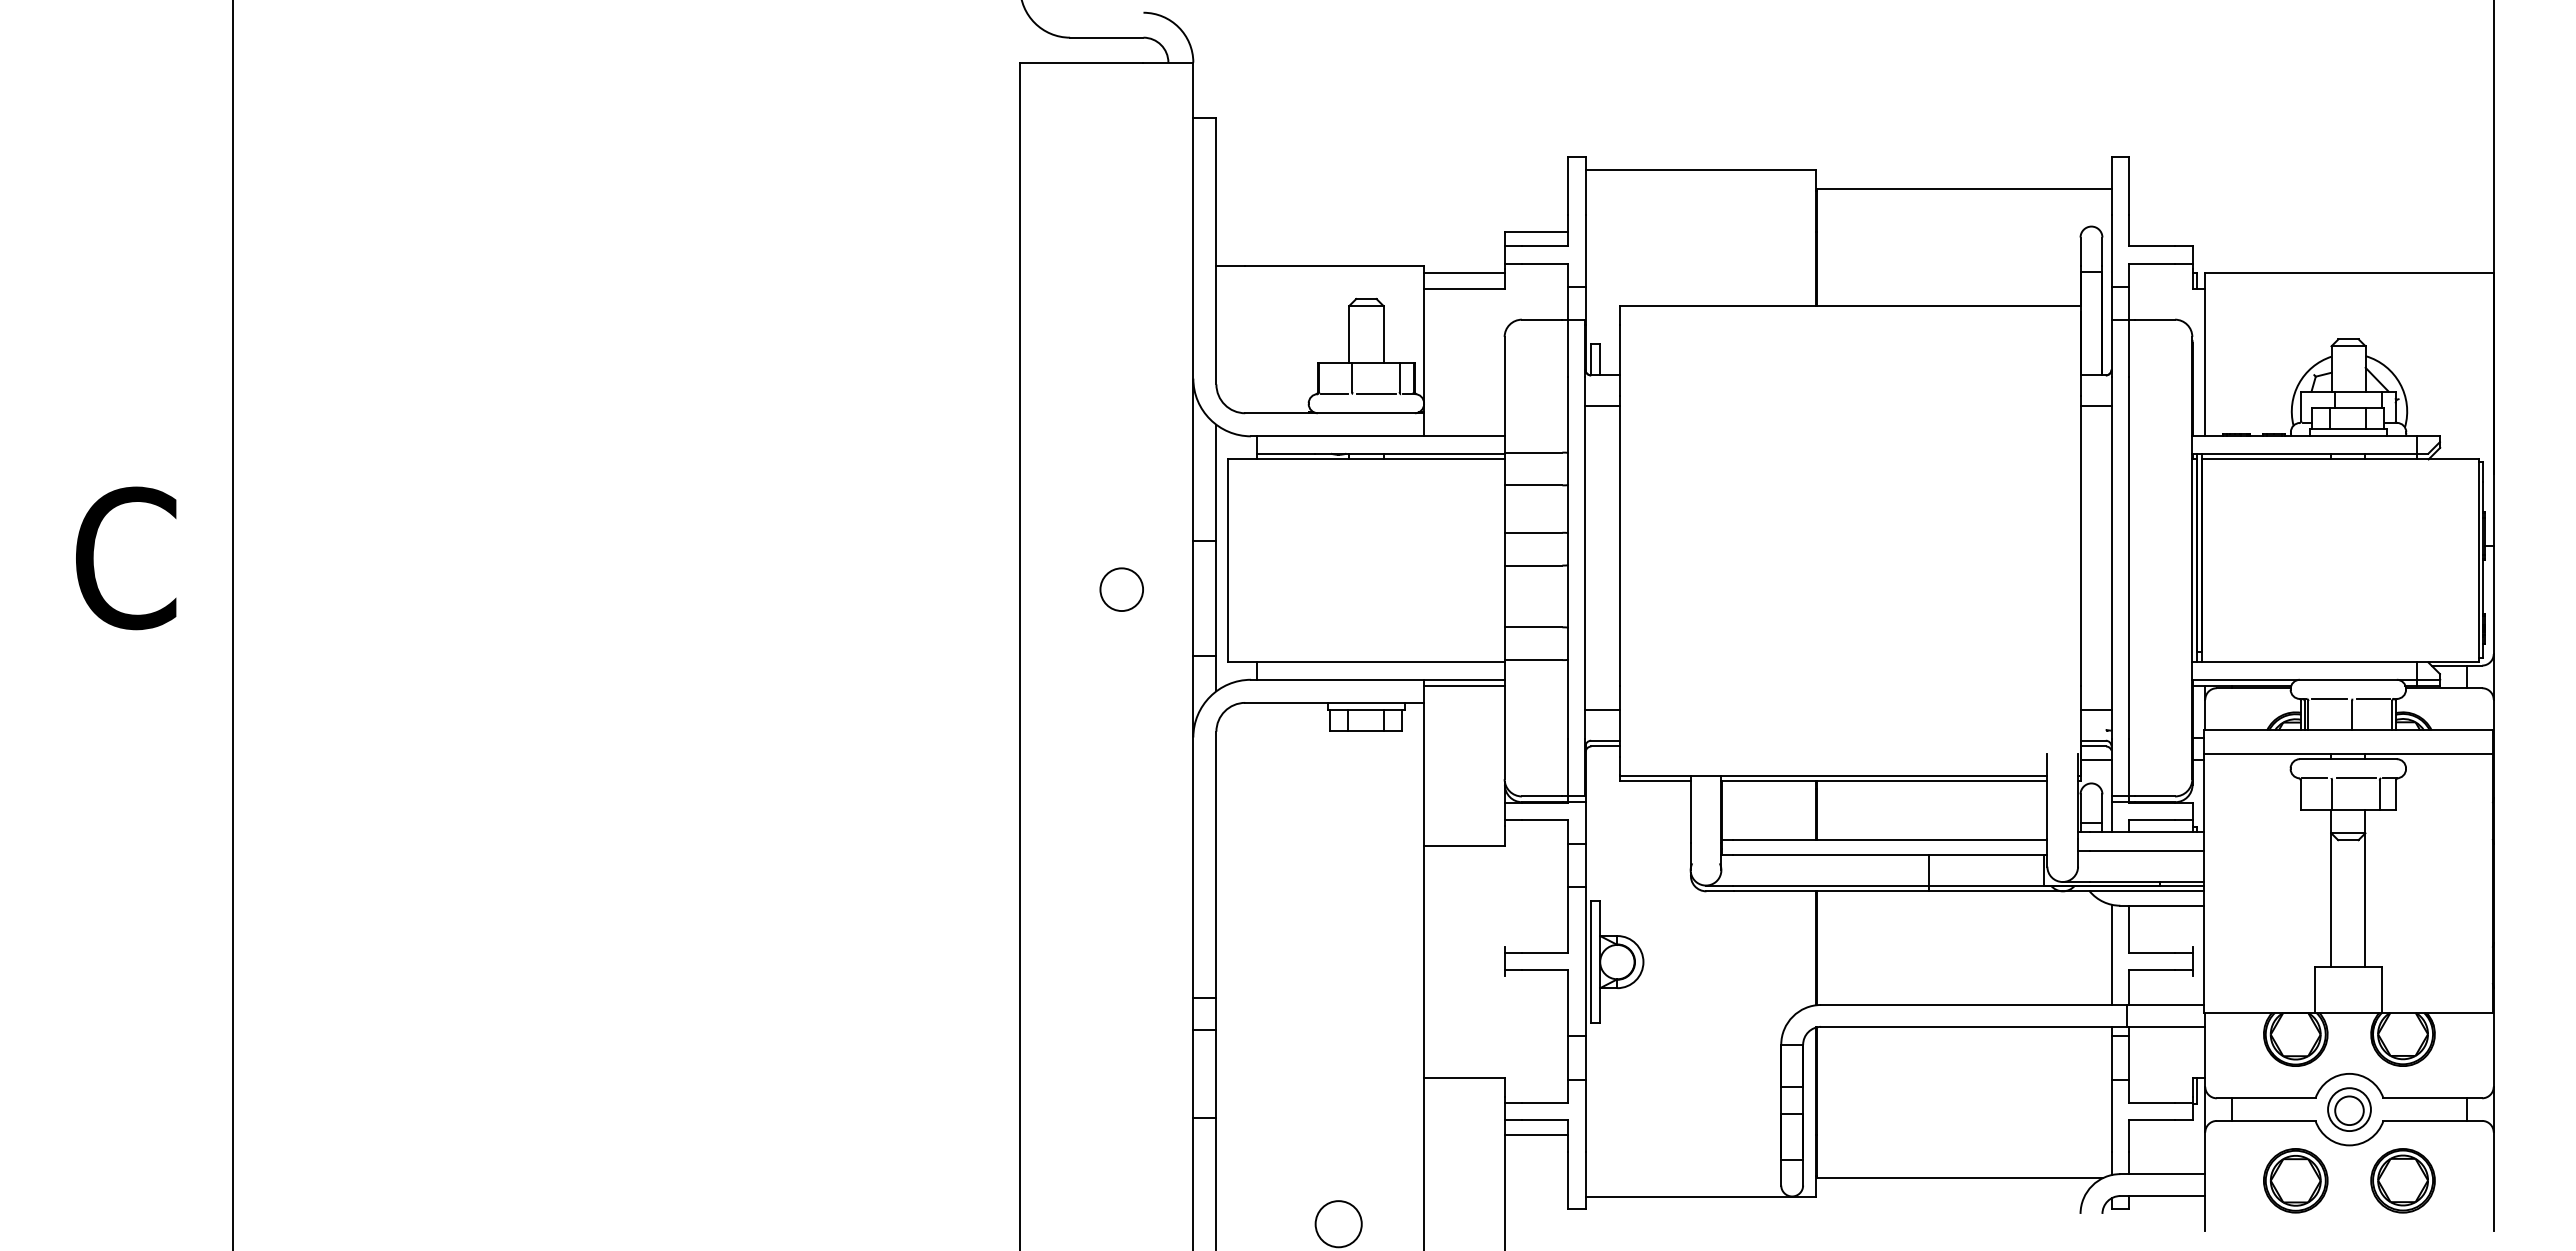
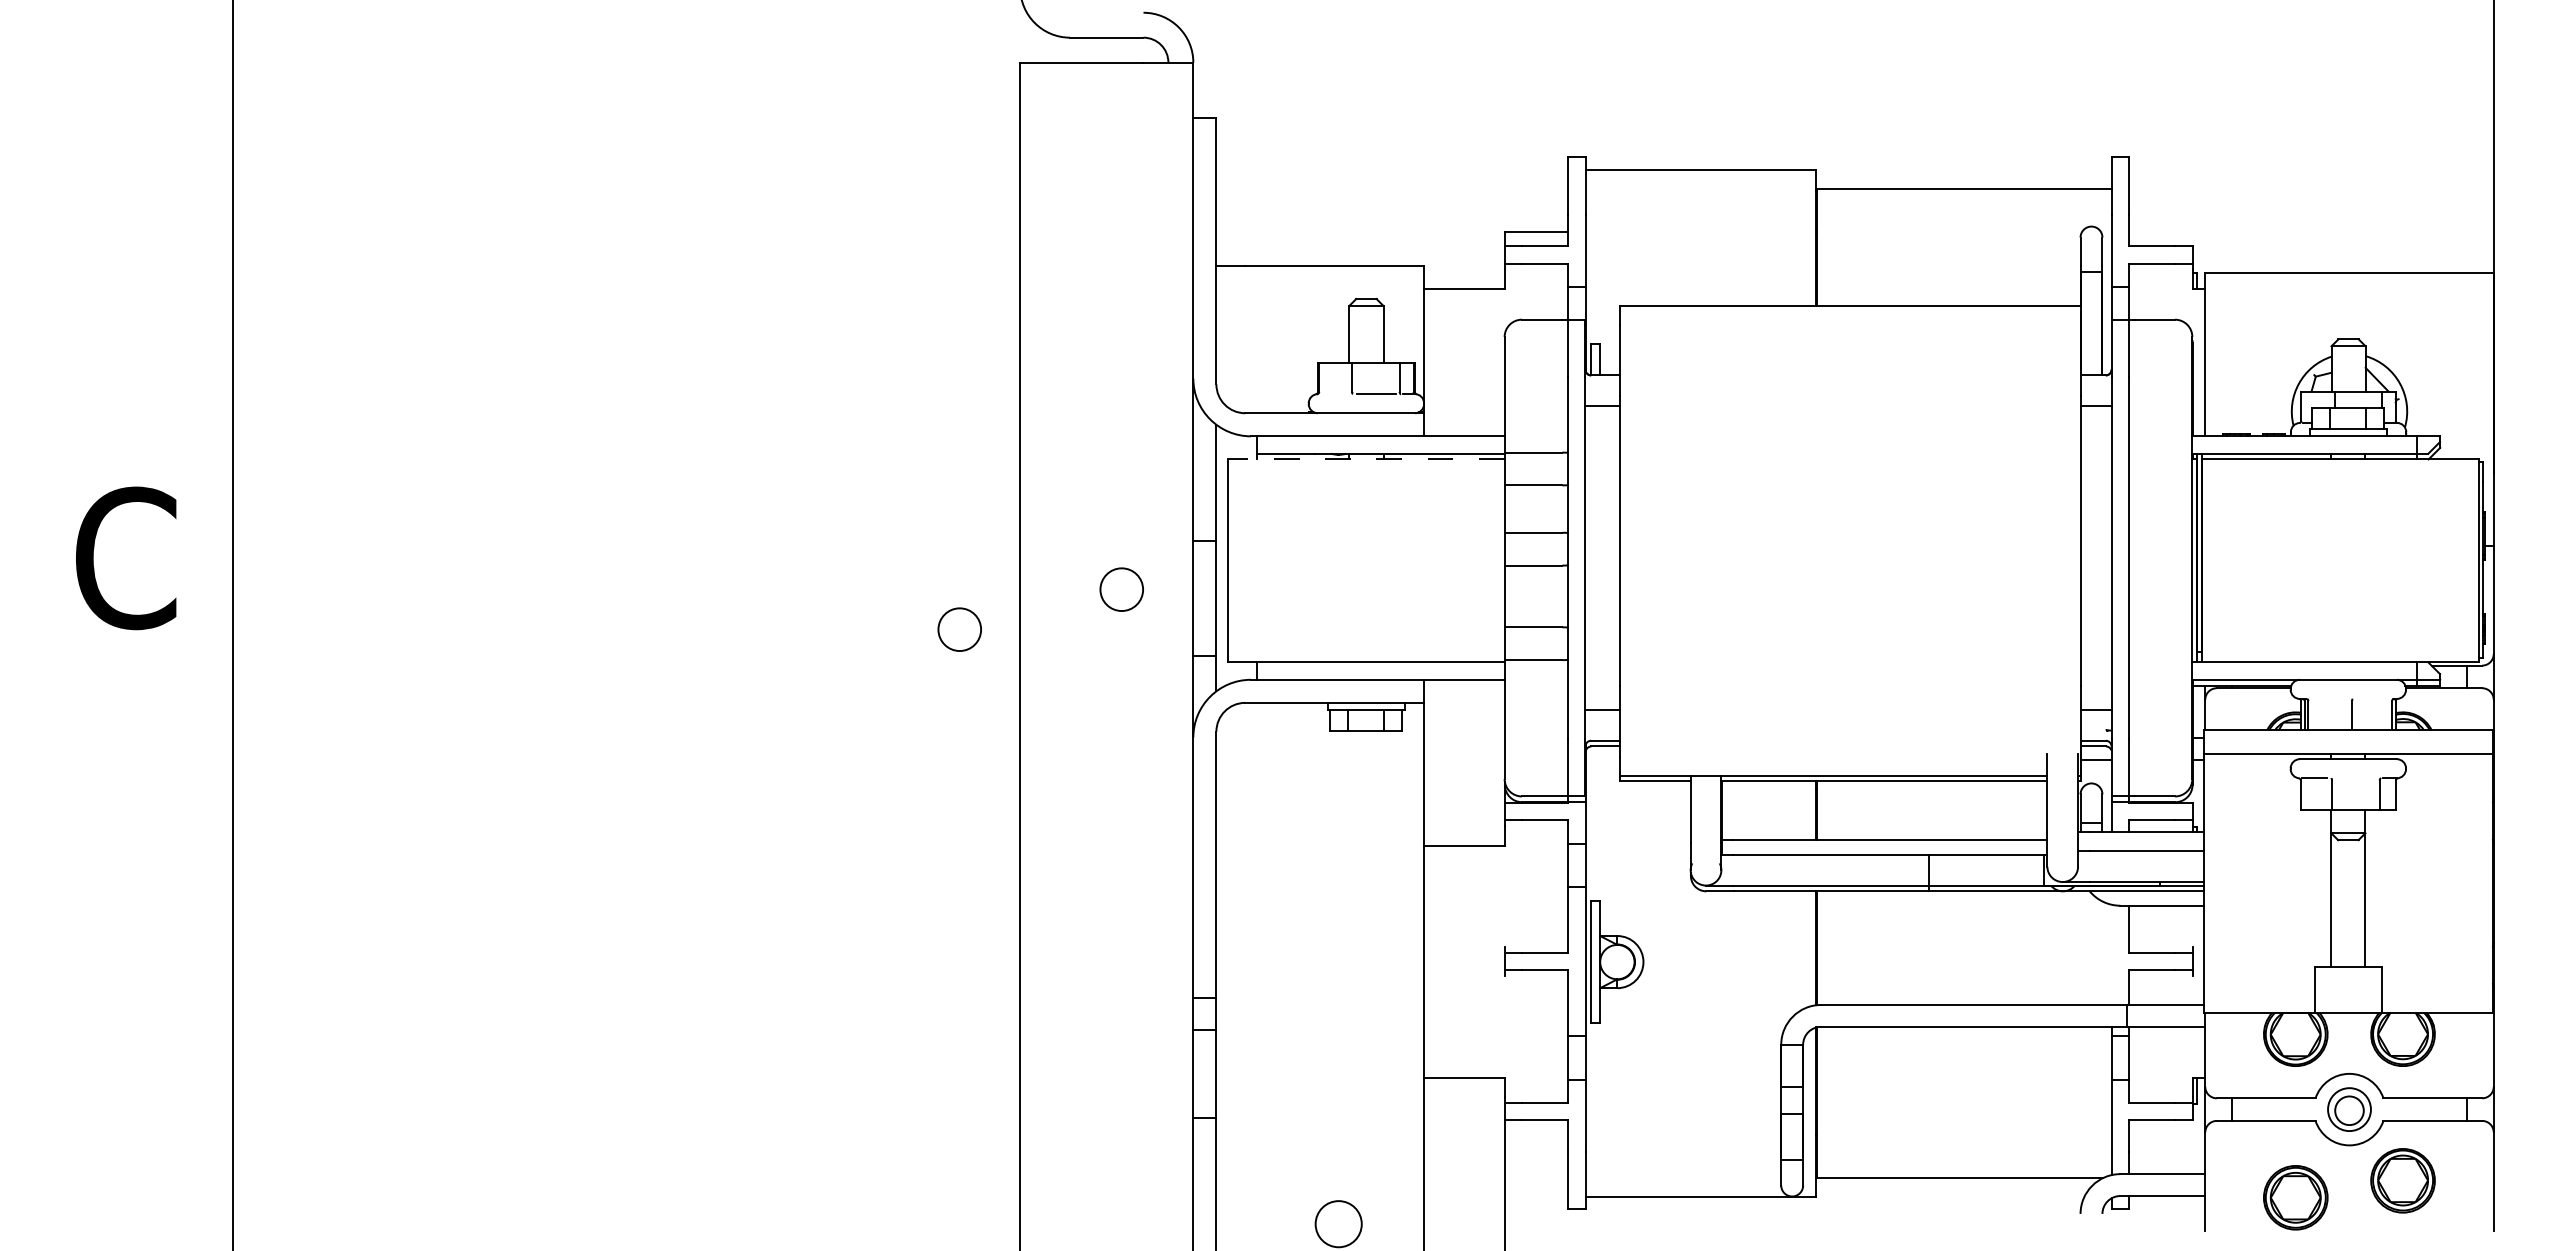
line: present -> none (1464, 273)
line: present -> none (1333, 394)
line: solid -> dashed (1365, 459)
circle: none -> present (959, 629)
line: present -> none (1464, 685)
line: present -> none (2329, 698)
line: present -> none (2373, 698)
line: present -> none (2355, 778)
line: present -> none (2111, 954)
line: present -> none (1536, 1134)
part position: (2295, 1180) -> (2295, 1197) (2295, 1197)
